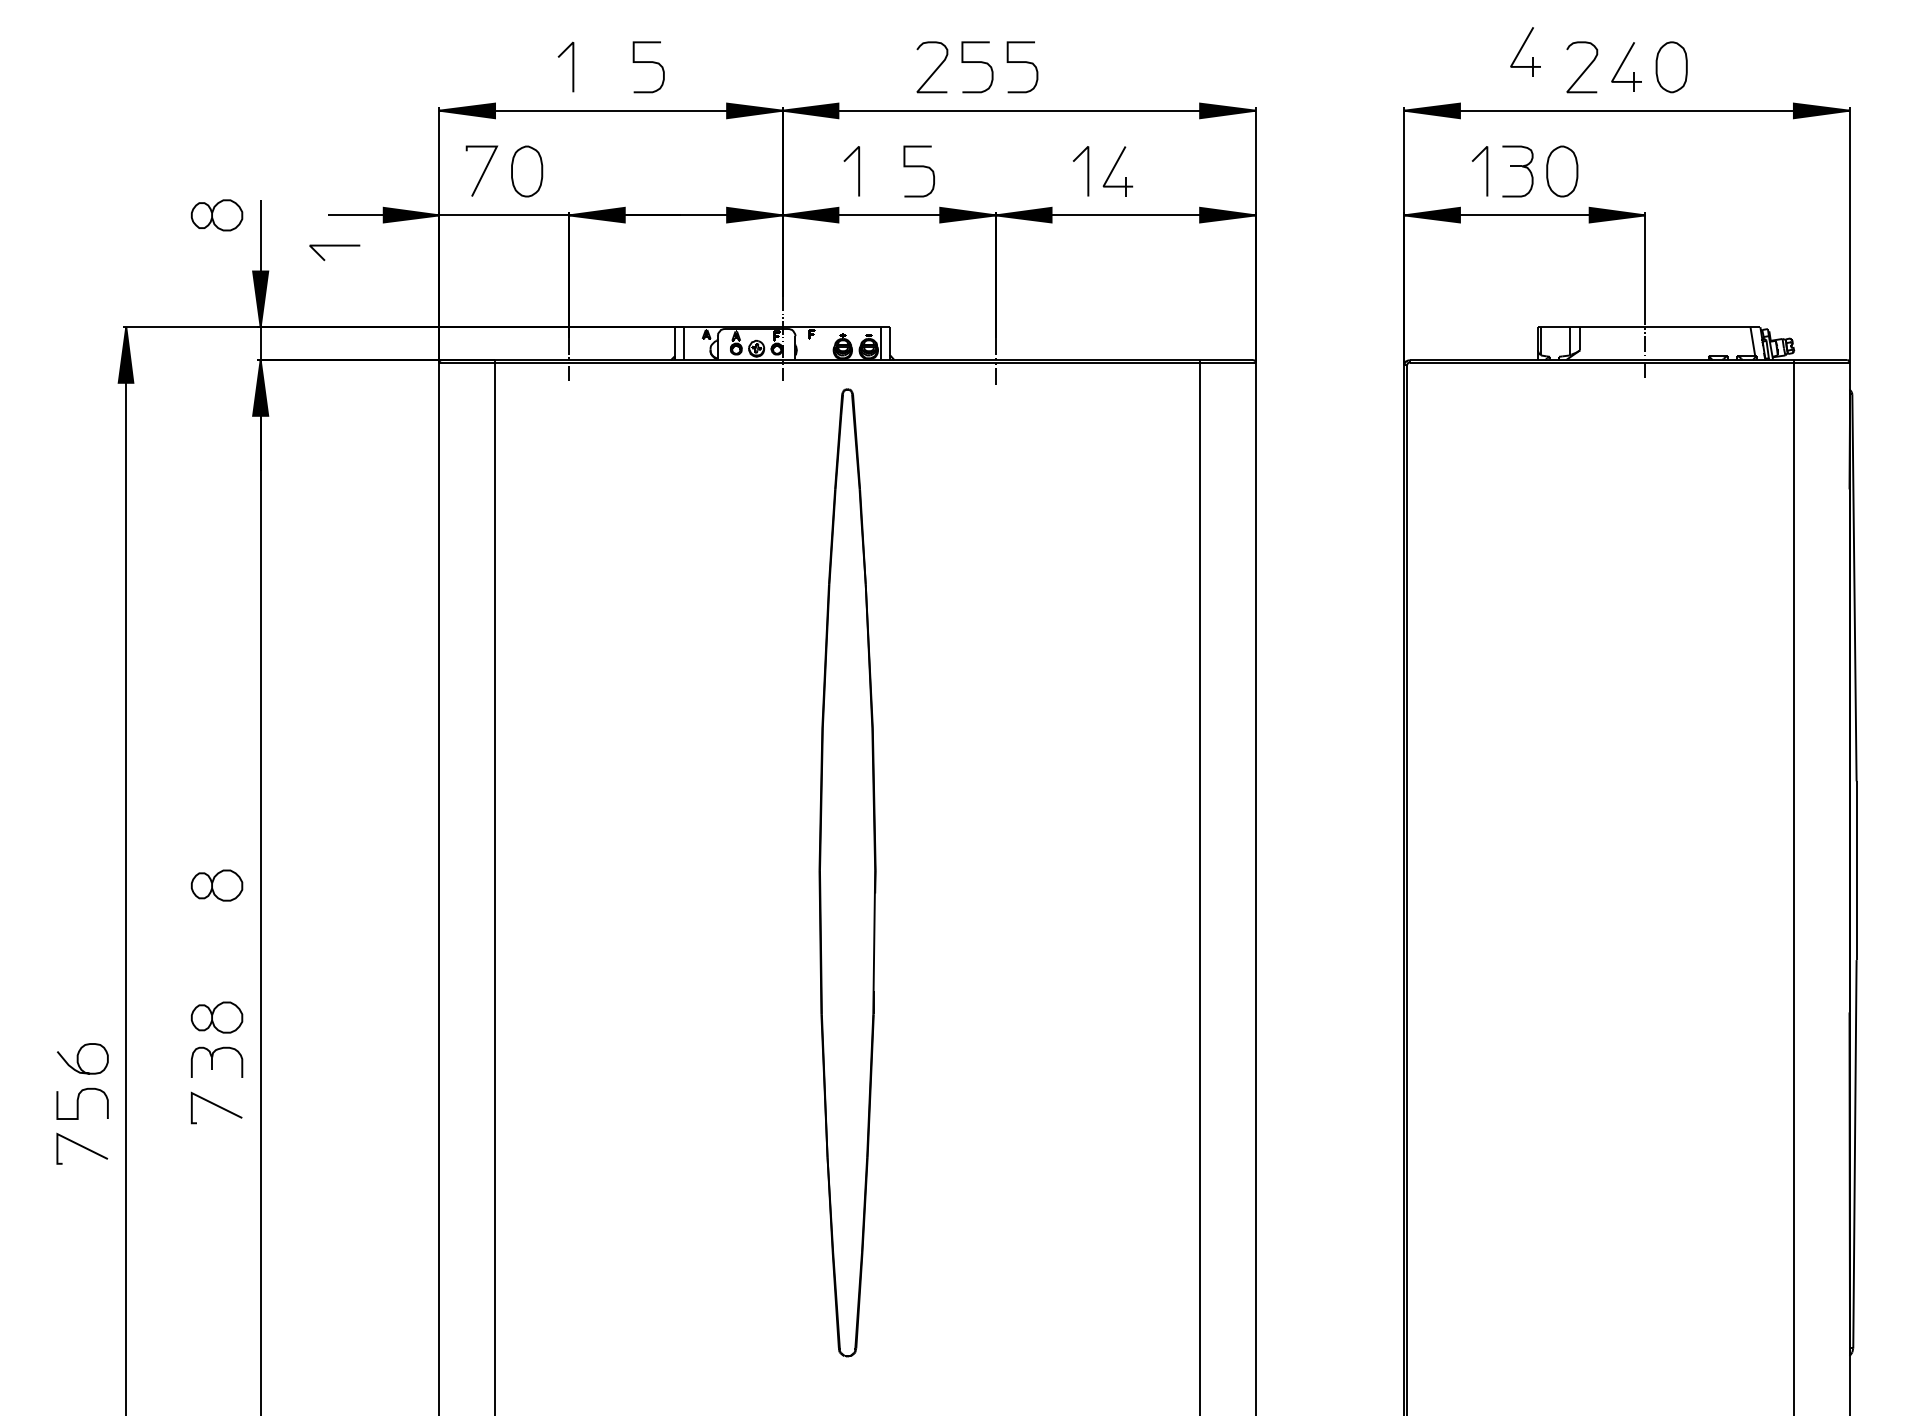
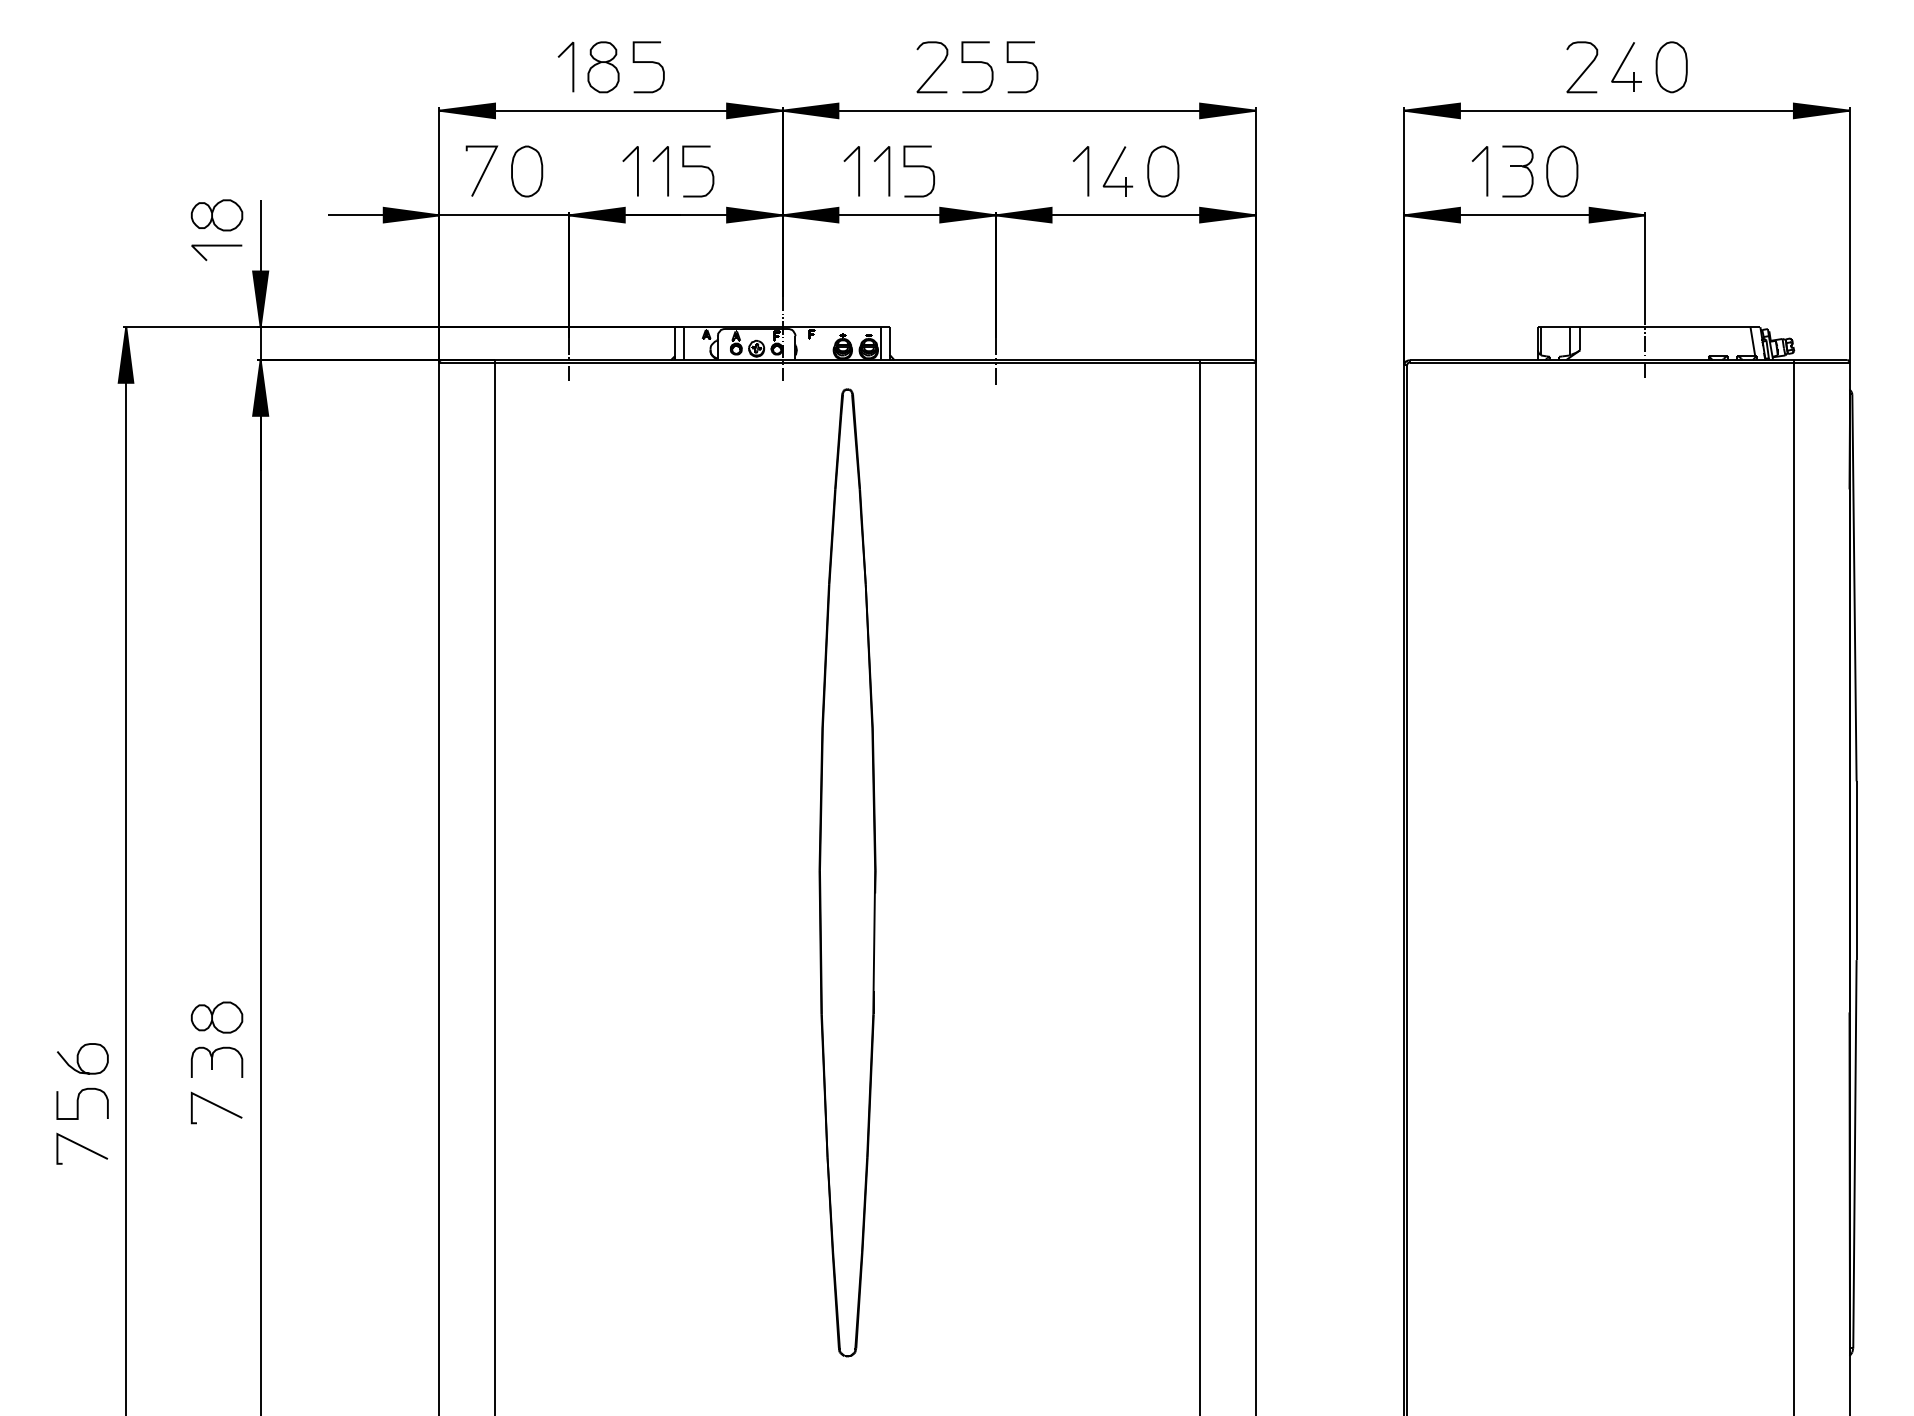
part: present -> none (1525, 51)
part: none -> present (603, 67)
curve: none -> present (698, 167)
line: none -> present (637, 171)
line: none -> present (667, 171)
line: none -> present (888, 171)
part: none -> present (1163, 171)
line position: (334, 246) -> (216, 246) (216, 246)
part: present -> none (216, 885)
